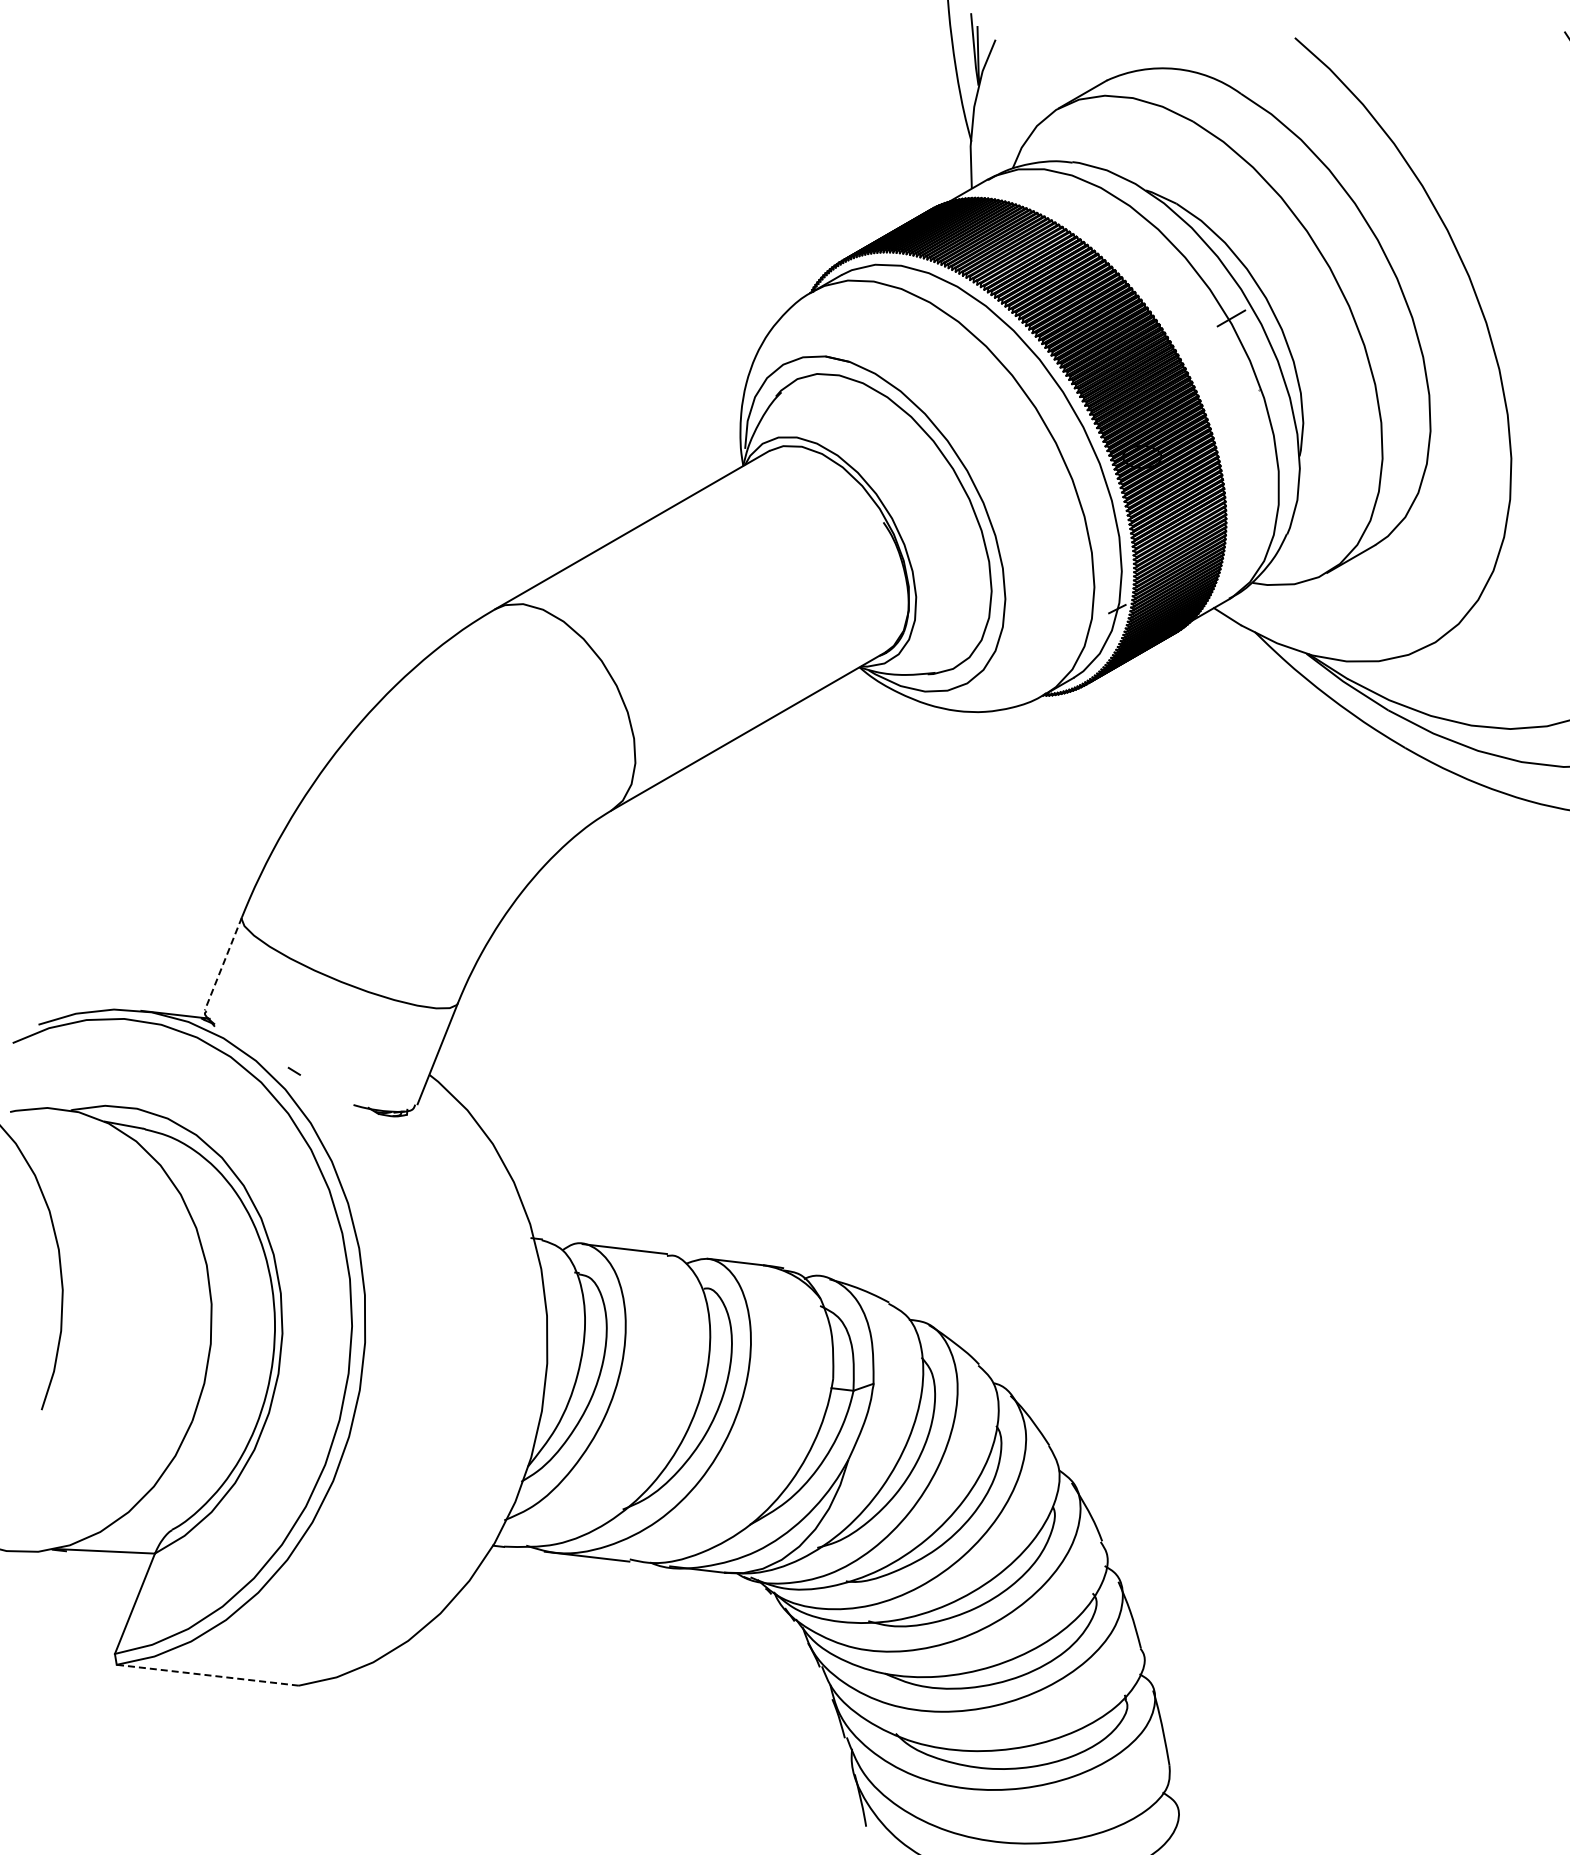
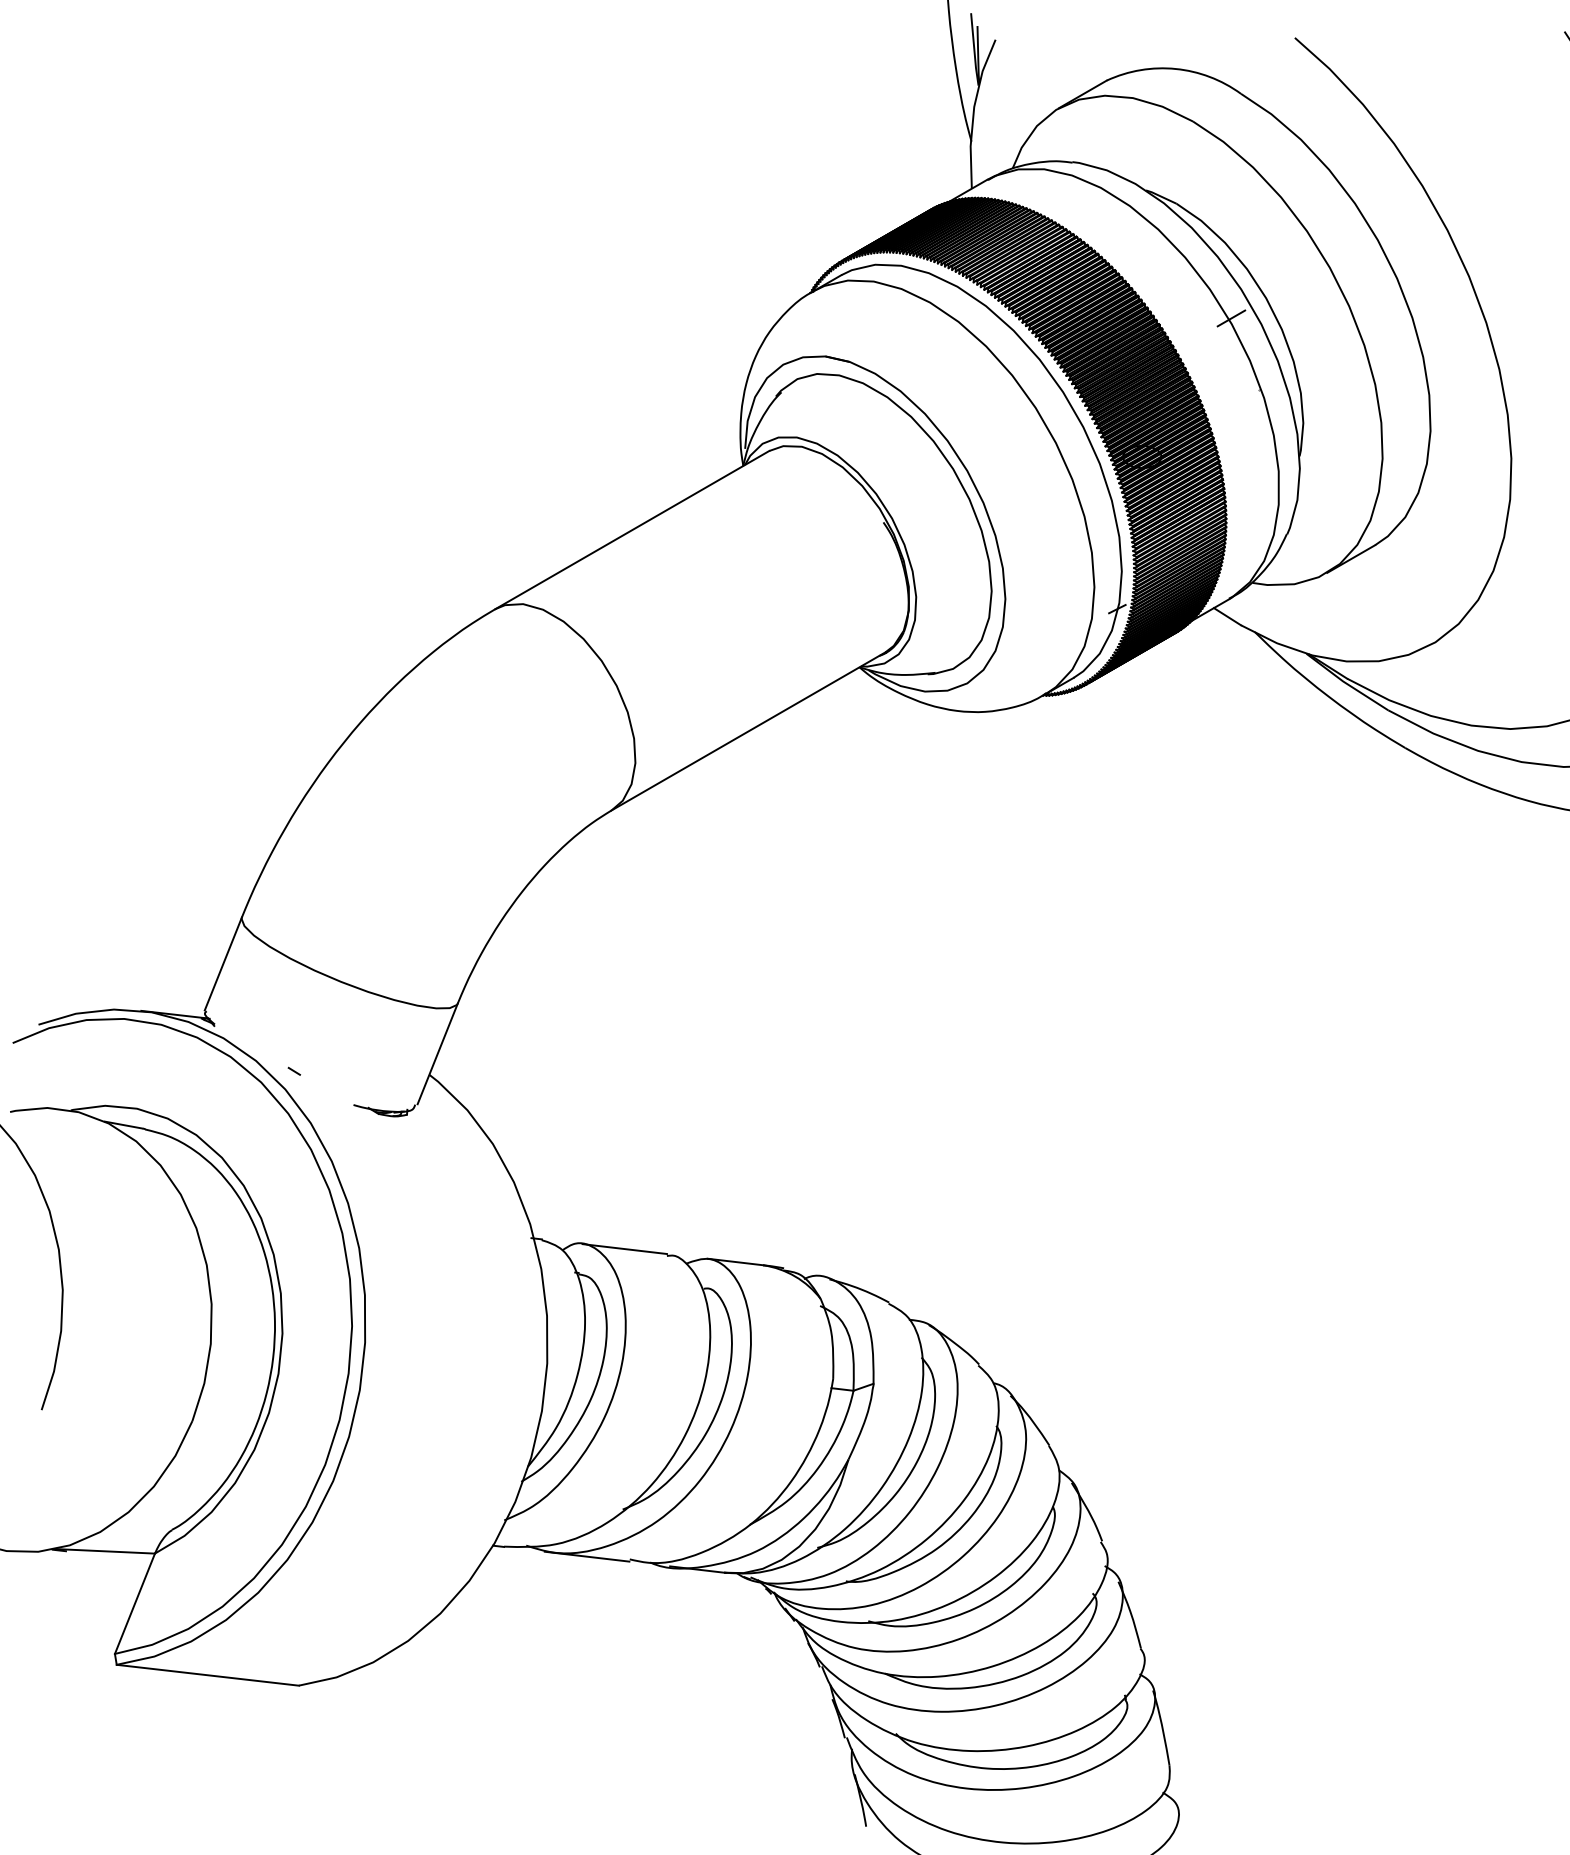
line: dashed -> solid (223, 964)
line: dashed -> solid (207, 1675)
